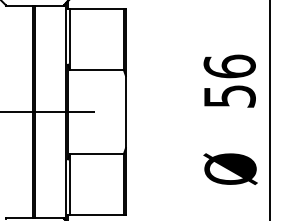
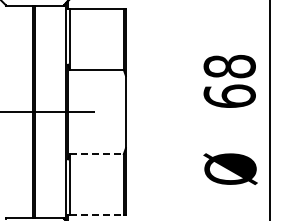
text: 56 -> 68 (229, 80)
line: solid -> dashed (96, 154)
line: solid -> dashed (96, 215)
